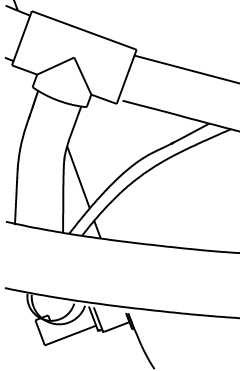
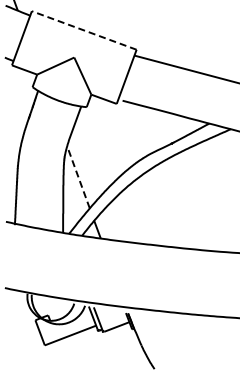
line: solid -> dashed (84, 30)
line: solid -> dashed (78, 177)
